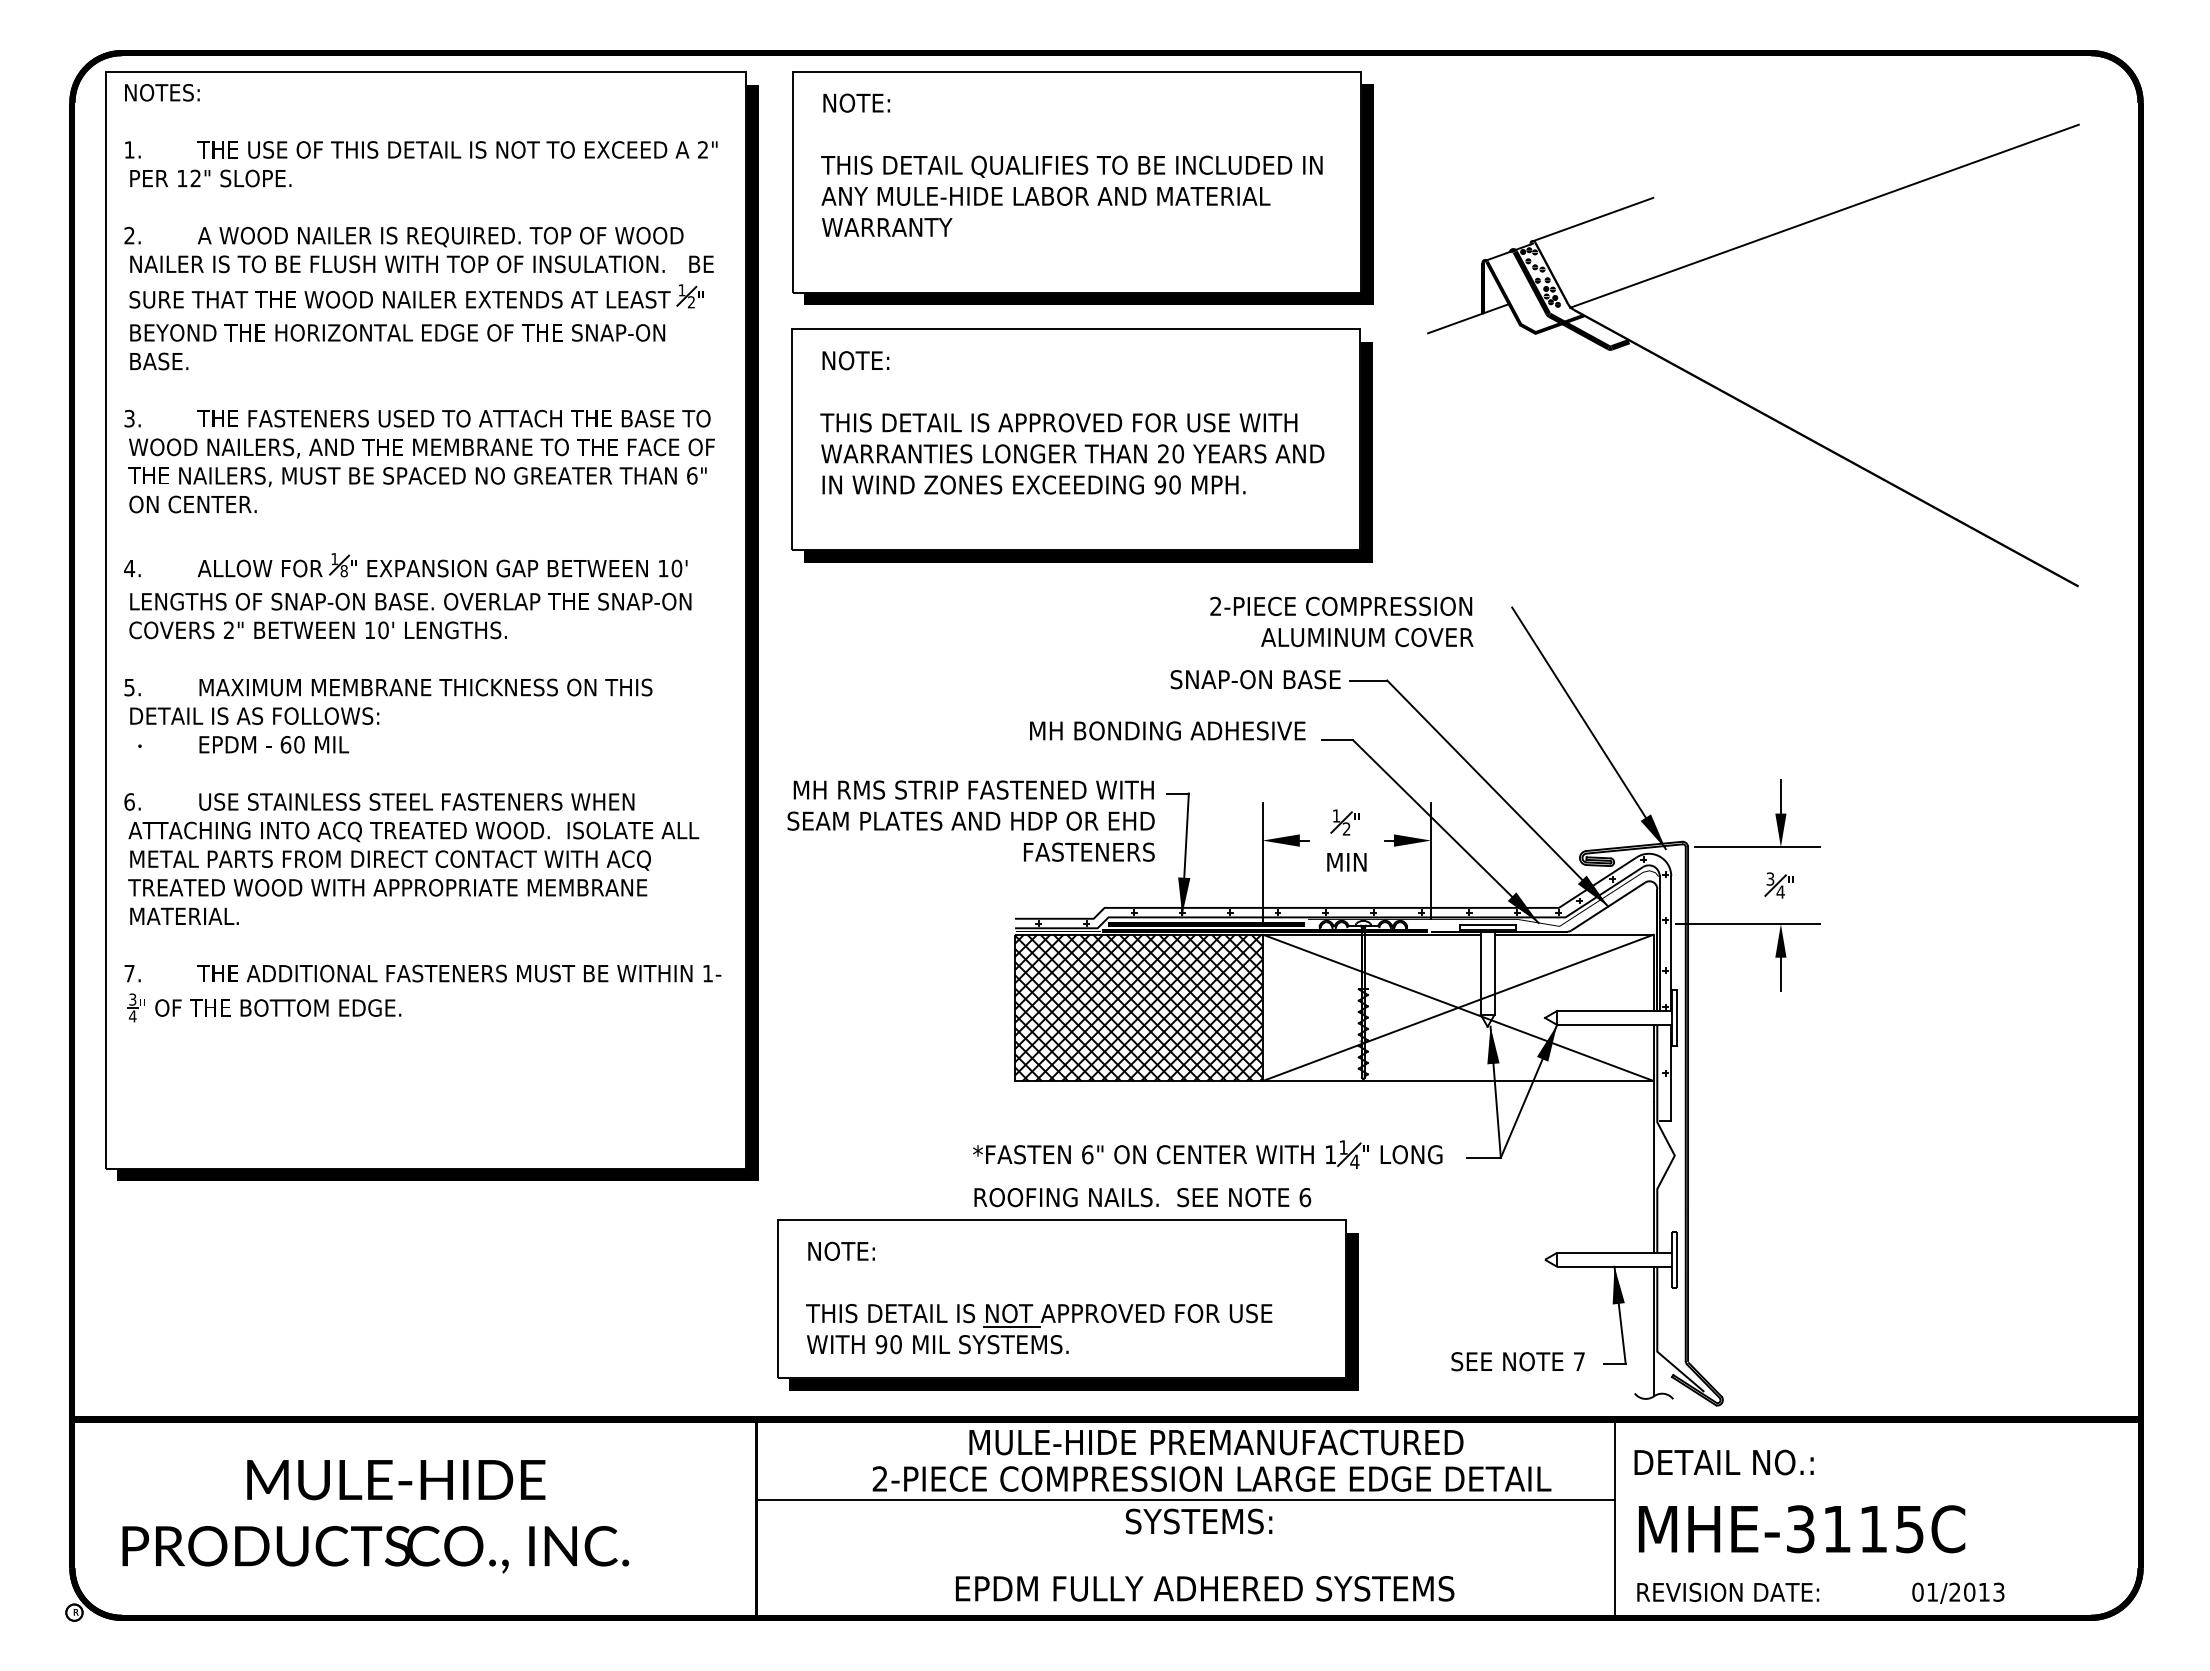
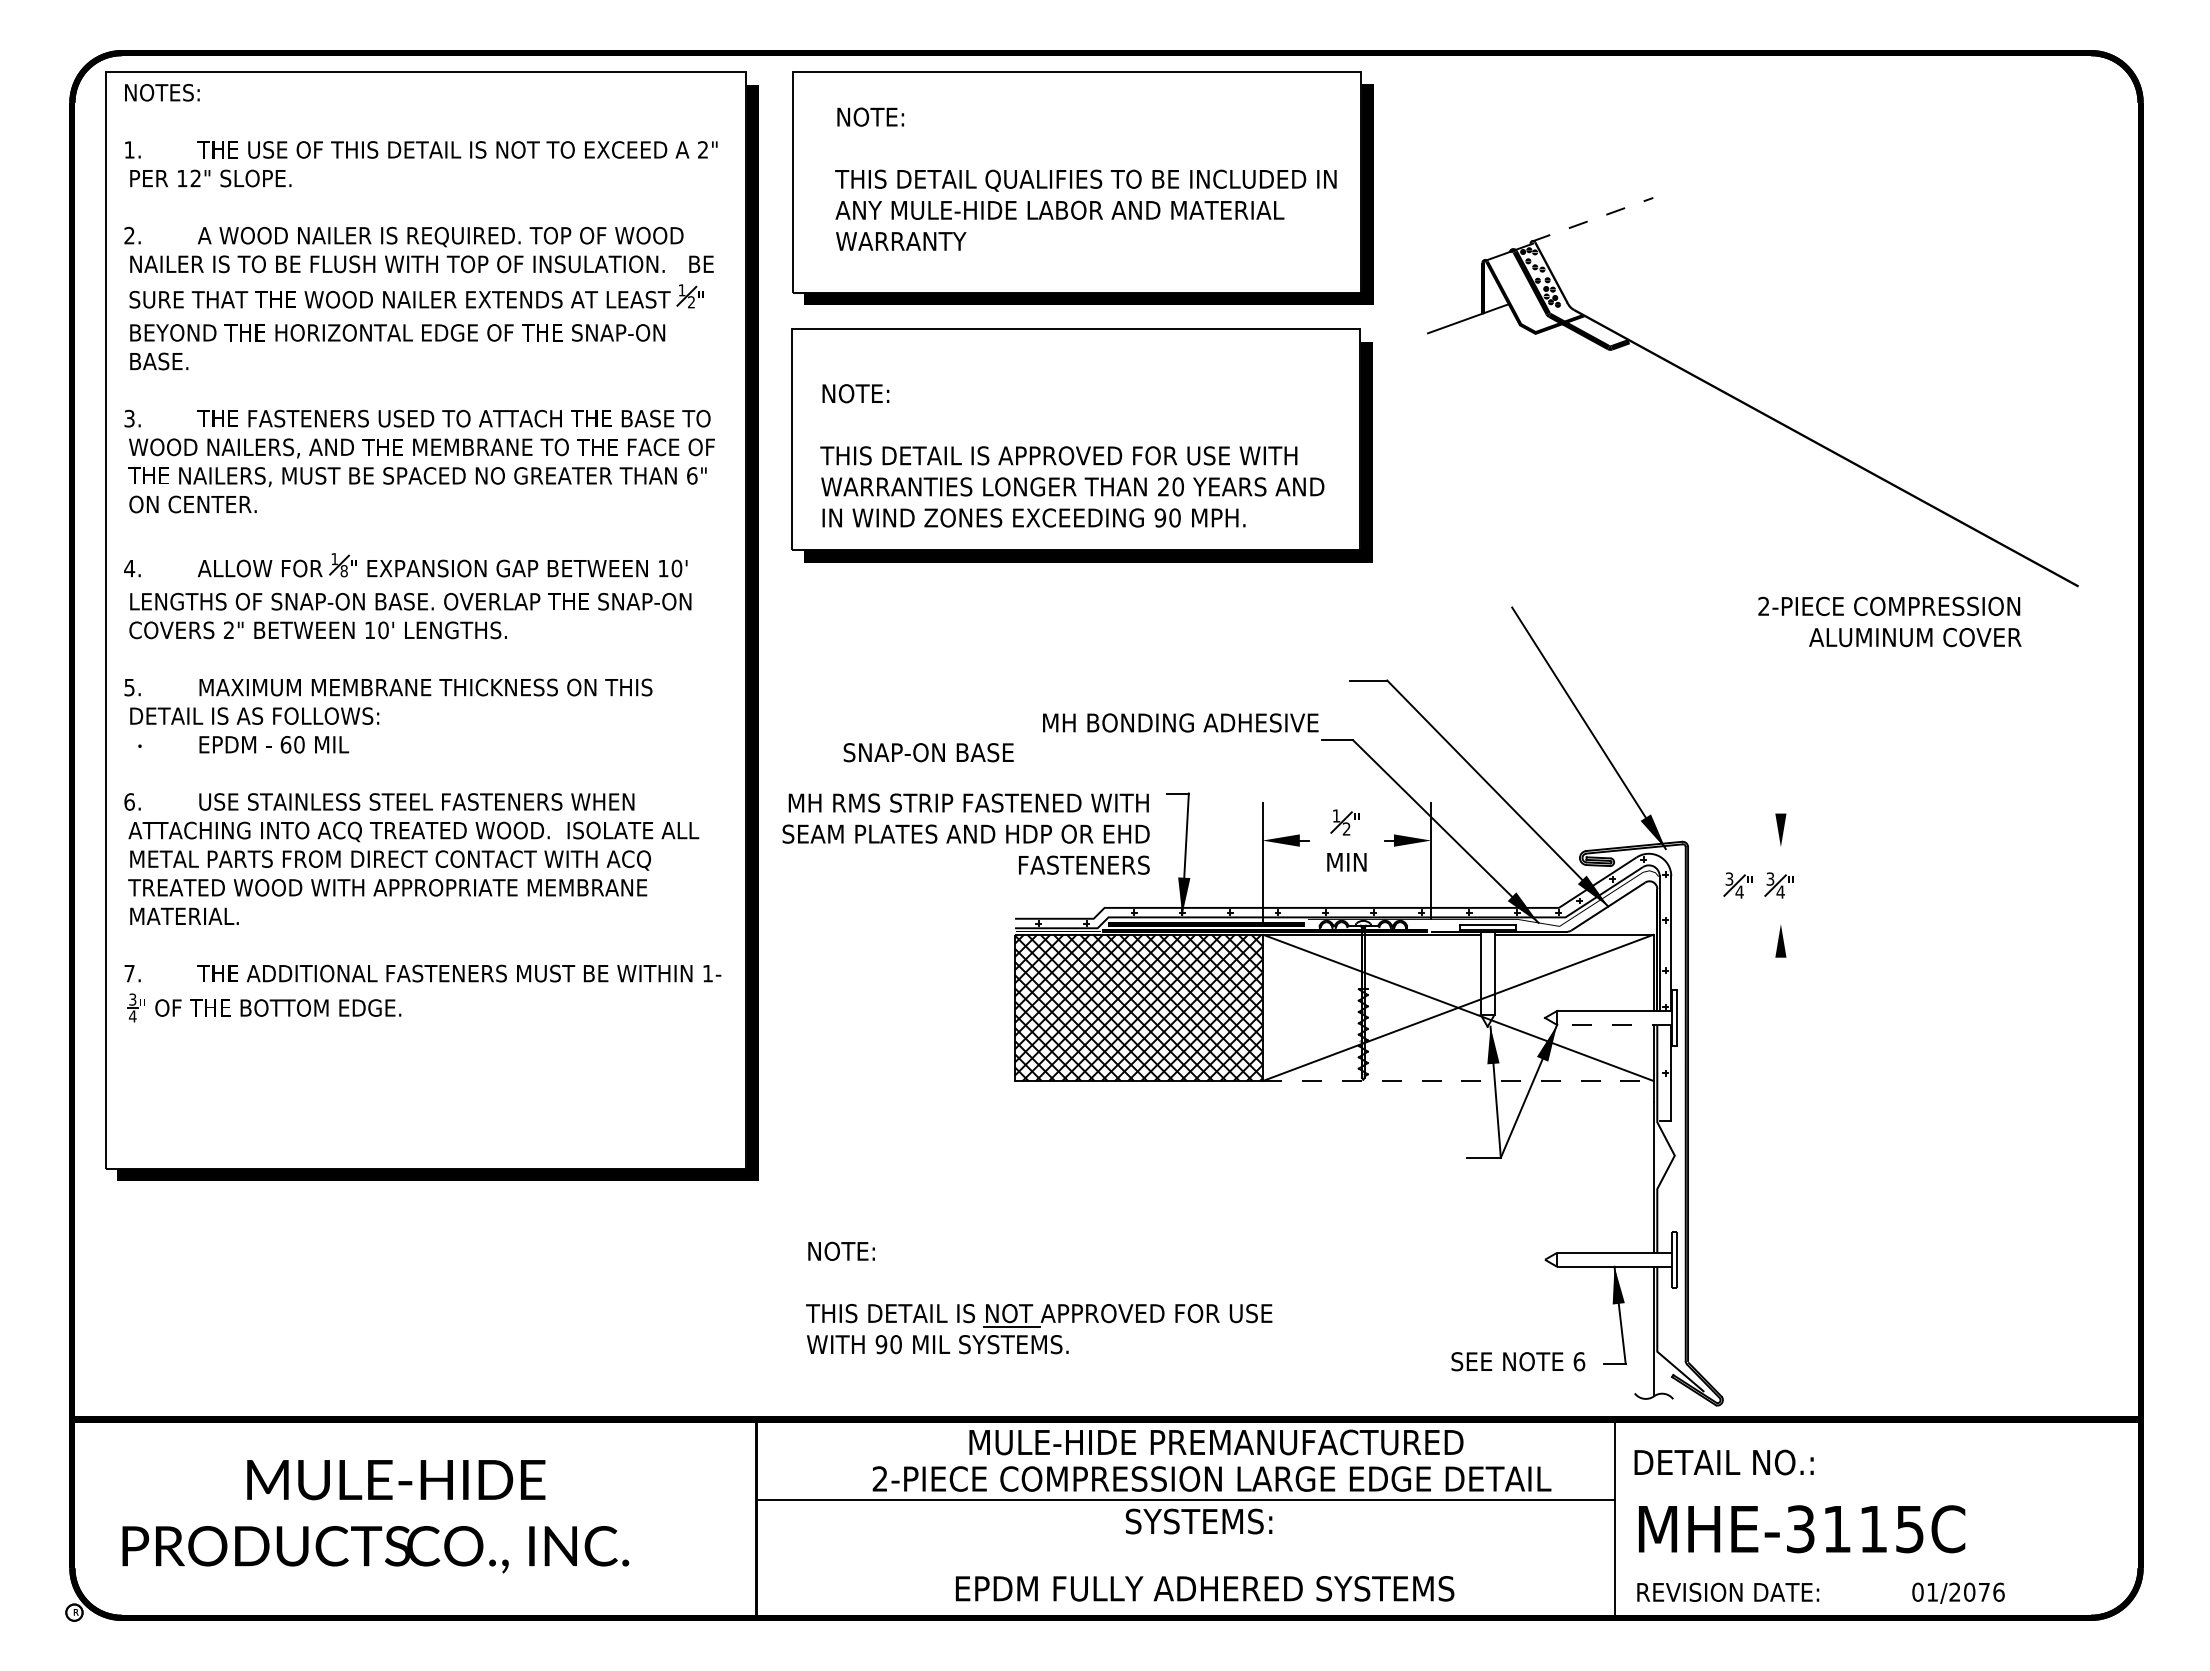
text position: (1071, 164) -> (1085, 178) (1085, 178)
line: present -> none (1824, 215)
line: solid -> dashed (1592, 219)
text position: (1072, 422) -> (1072, 455) (1072, 455)
text position: (1341, 621) -> (1889, 621) (1889, 621)
text position: (1255, 679) -> (928, 752) (928, 752)
text position: (1167, 730) -> (1180, 722) (1180, 722)
line: present -> none (1780, 796)
text position: (970, 820) -> (965, 833) (965, 833)
line: present -> none (1757, 847)
part: none -> present (1737, 885)
line: present -> none (1747, 924)
line: present -> none (1780, 974)
line: solid -> dashed (1614, 1024)
line: solid -> dashed (1458, 1081)
part: present -> none (1209, 1163)
part: present -> none (1067, 1304)
text: 7 -> 6 (1579, 1361)
text: 01/2013 -> 01/2076 (1991, 1591)
